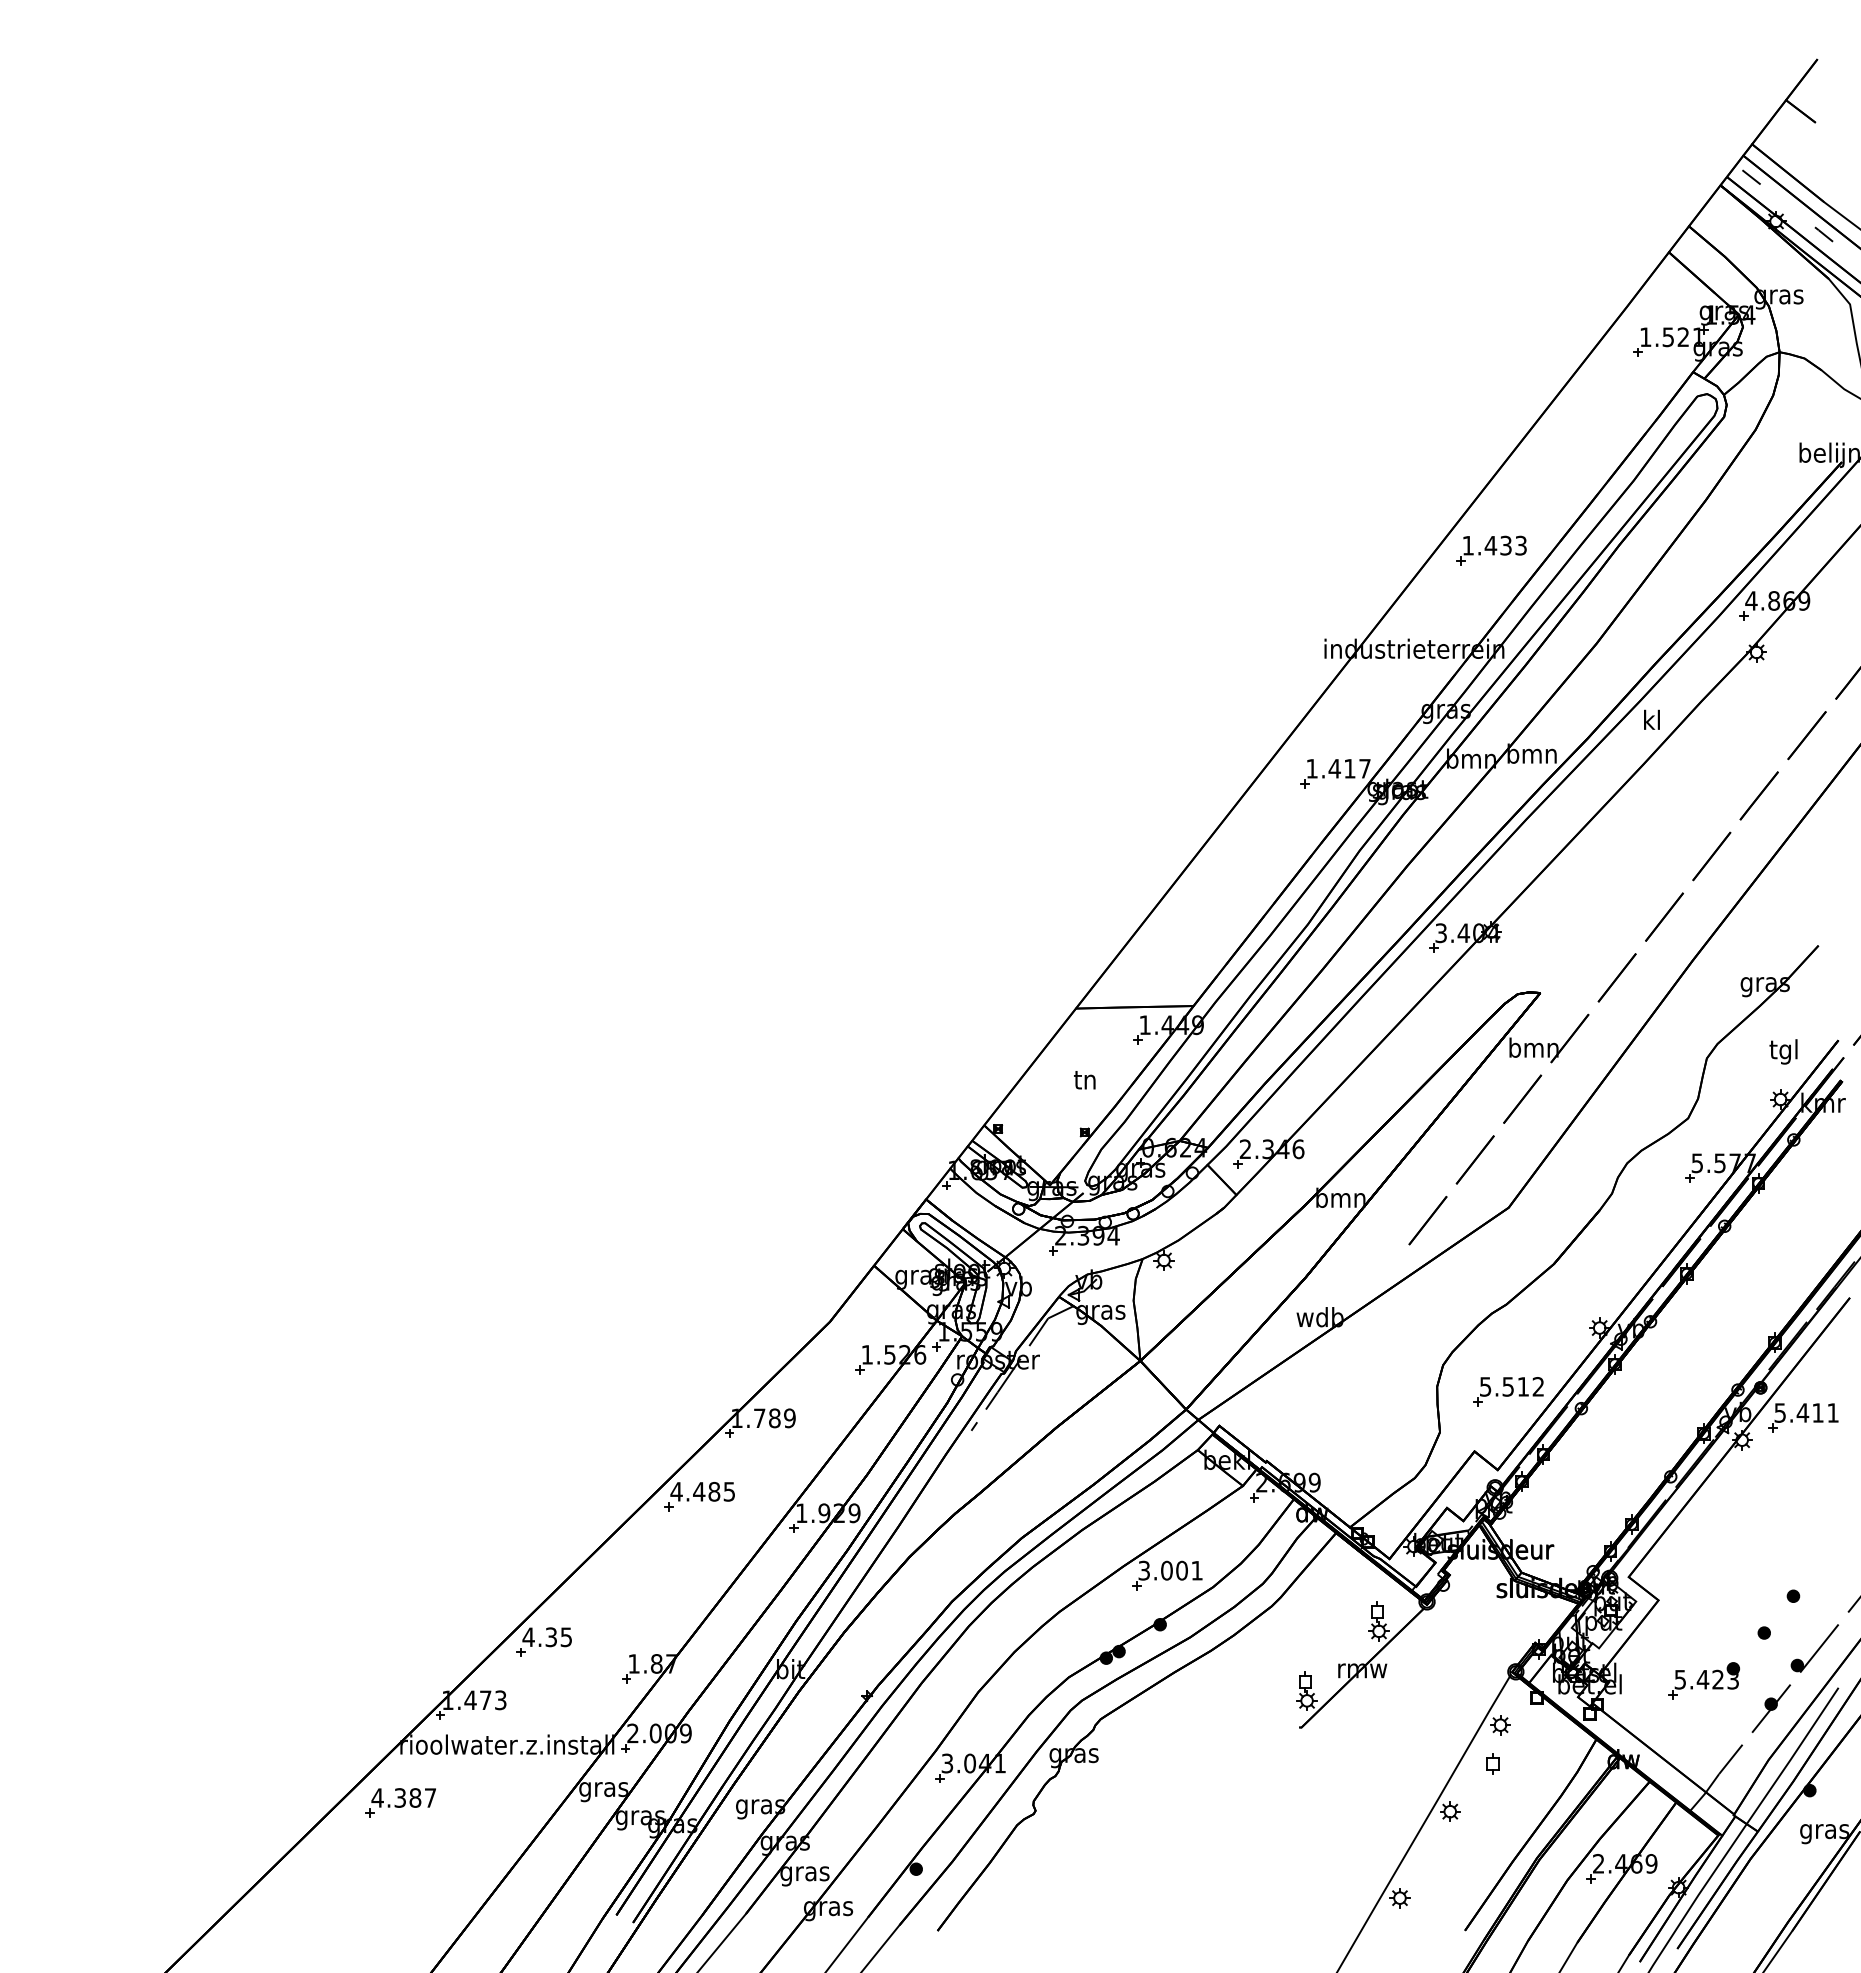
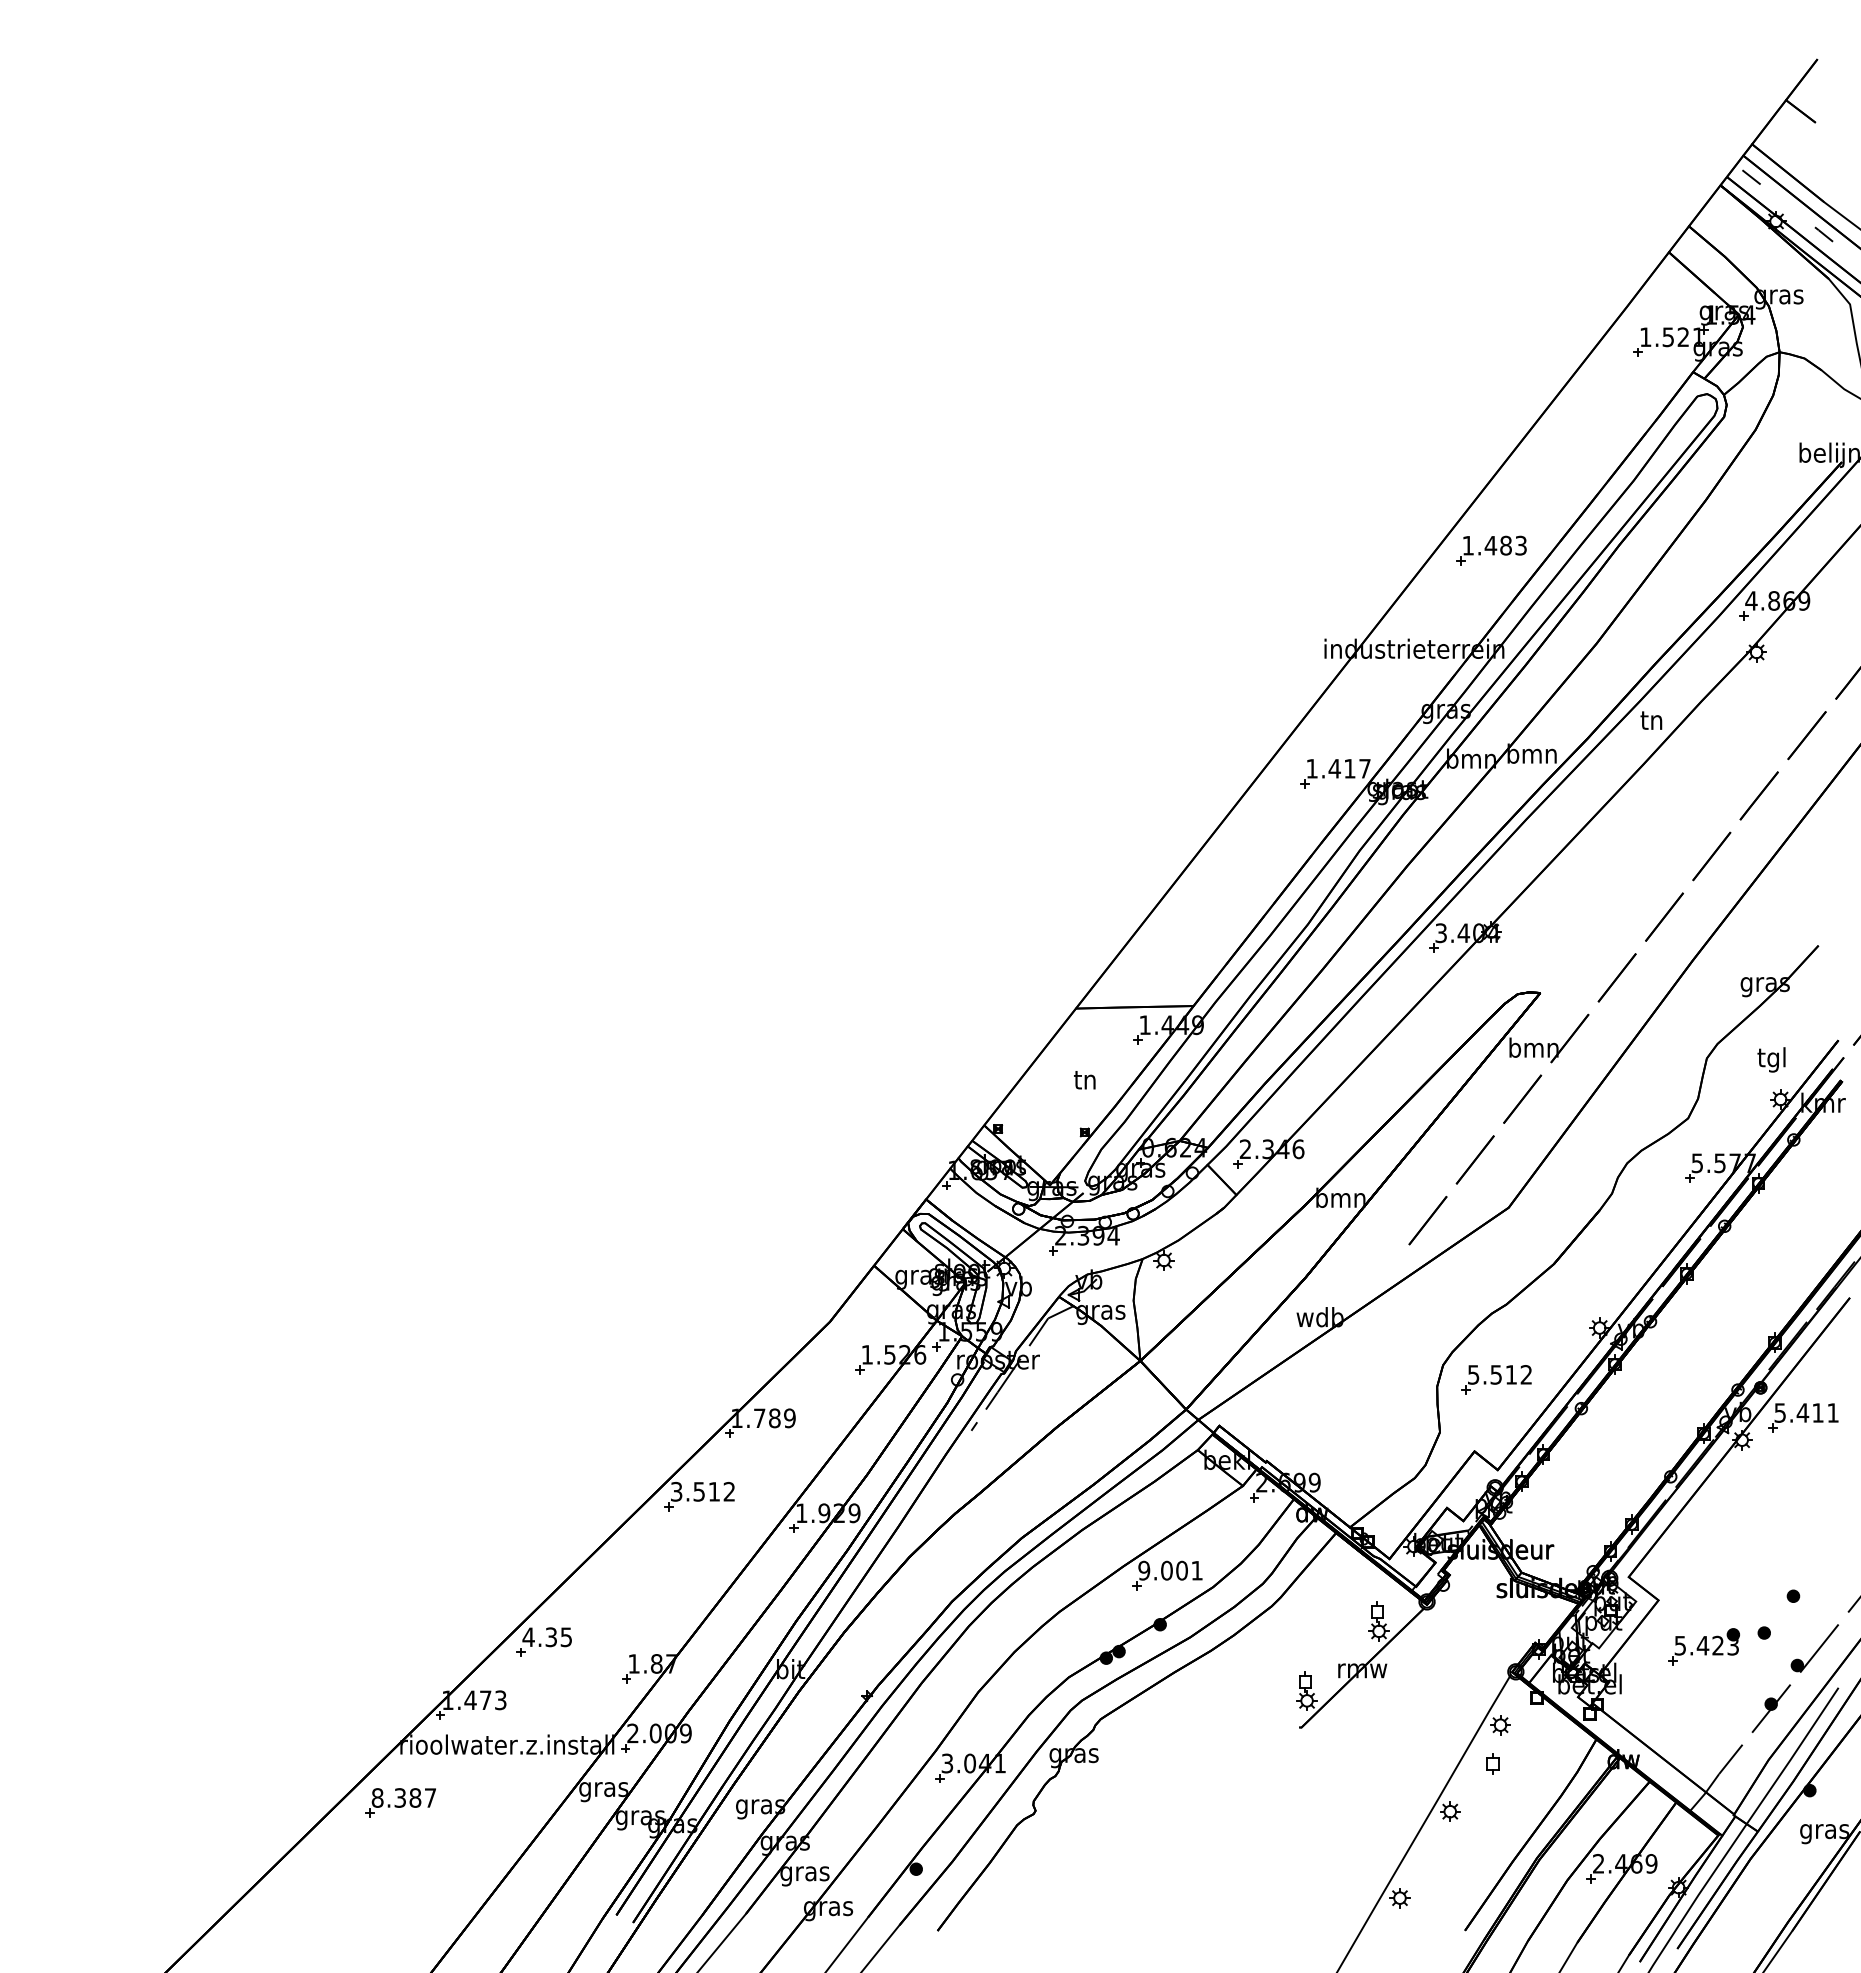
text: 1.433 -> 1.483 (1505, 545)
text: kl -> tn (1651, 719)
text position: (1783, 1051) -> (1771, 1059) (1771, 1059)
part position: (1508, 1391) -> (1496, 1379) (1496, 1379)
text: 4.485 -> 3.512 (702, 1491)
text: 3.001 -> 9.001 (1144, 1570)
part position: (1703, 1680) -> (1703, 1646) (1703, 1646)
text: 4.387 -> 8.387 (377, 1797)
